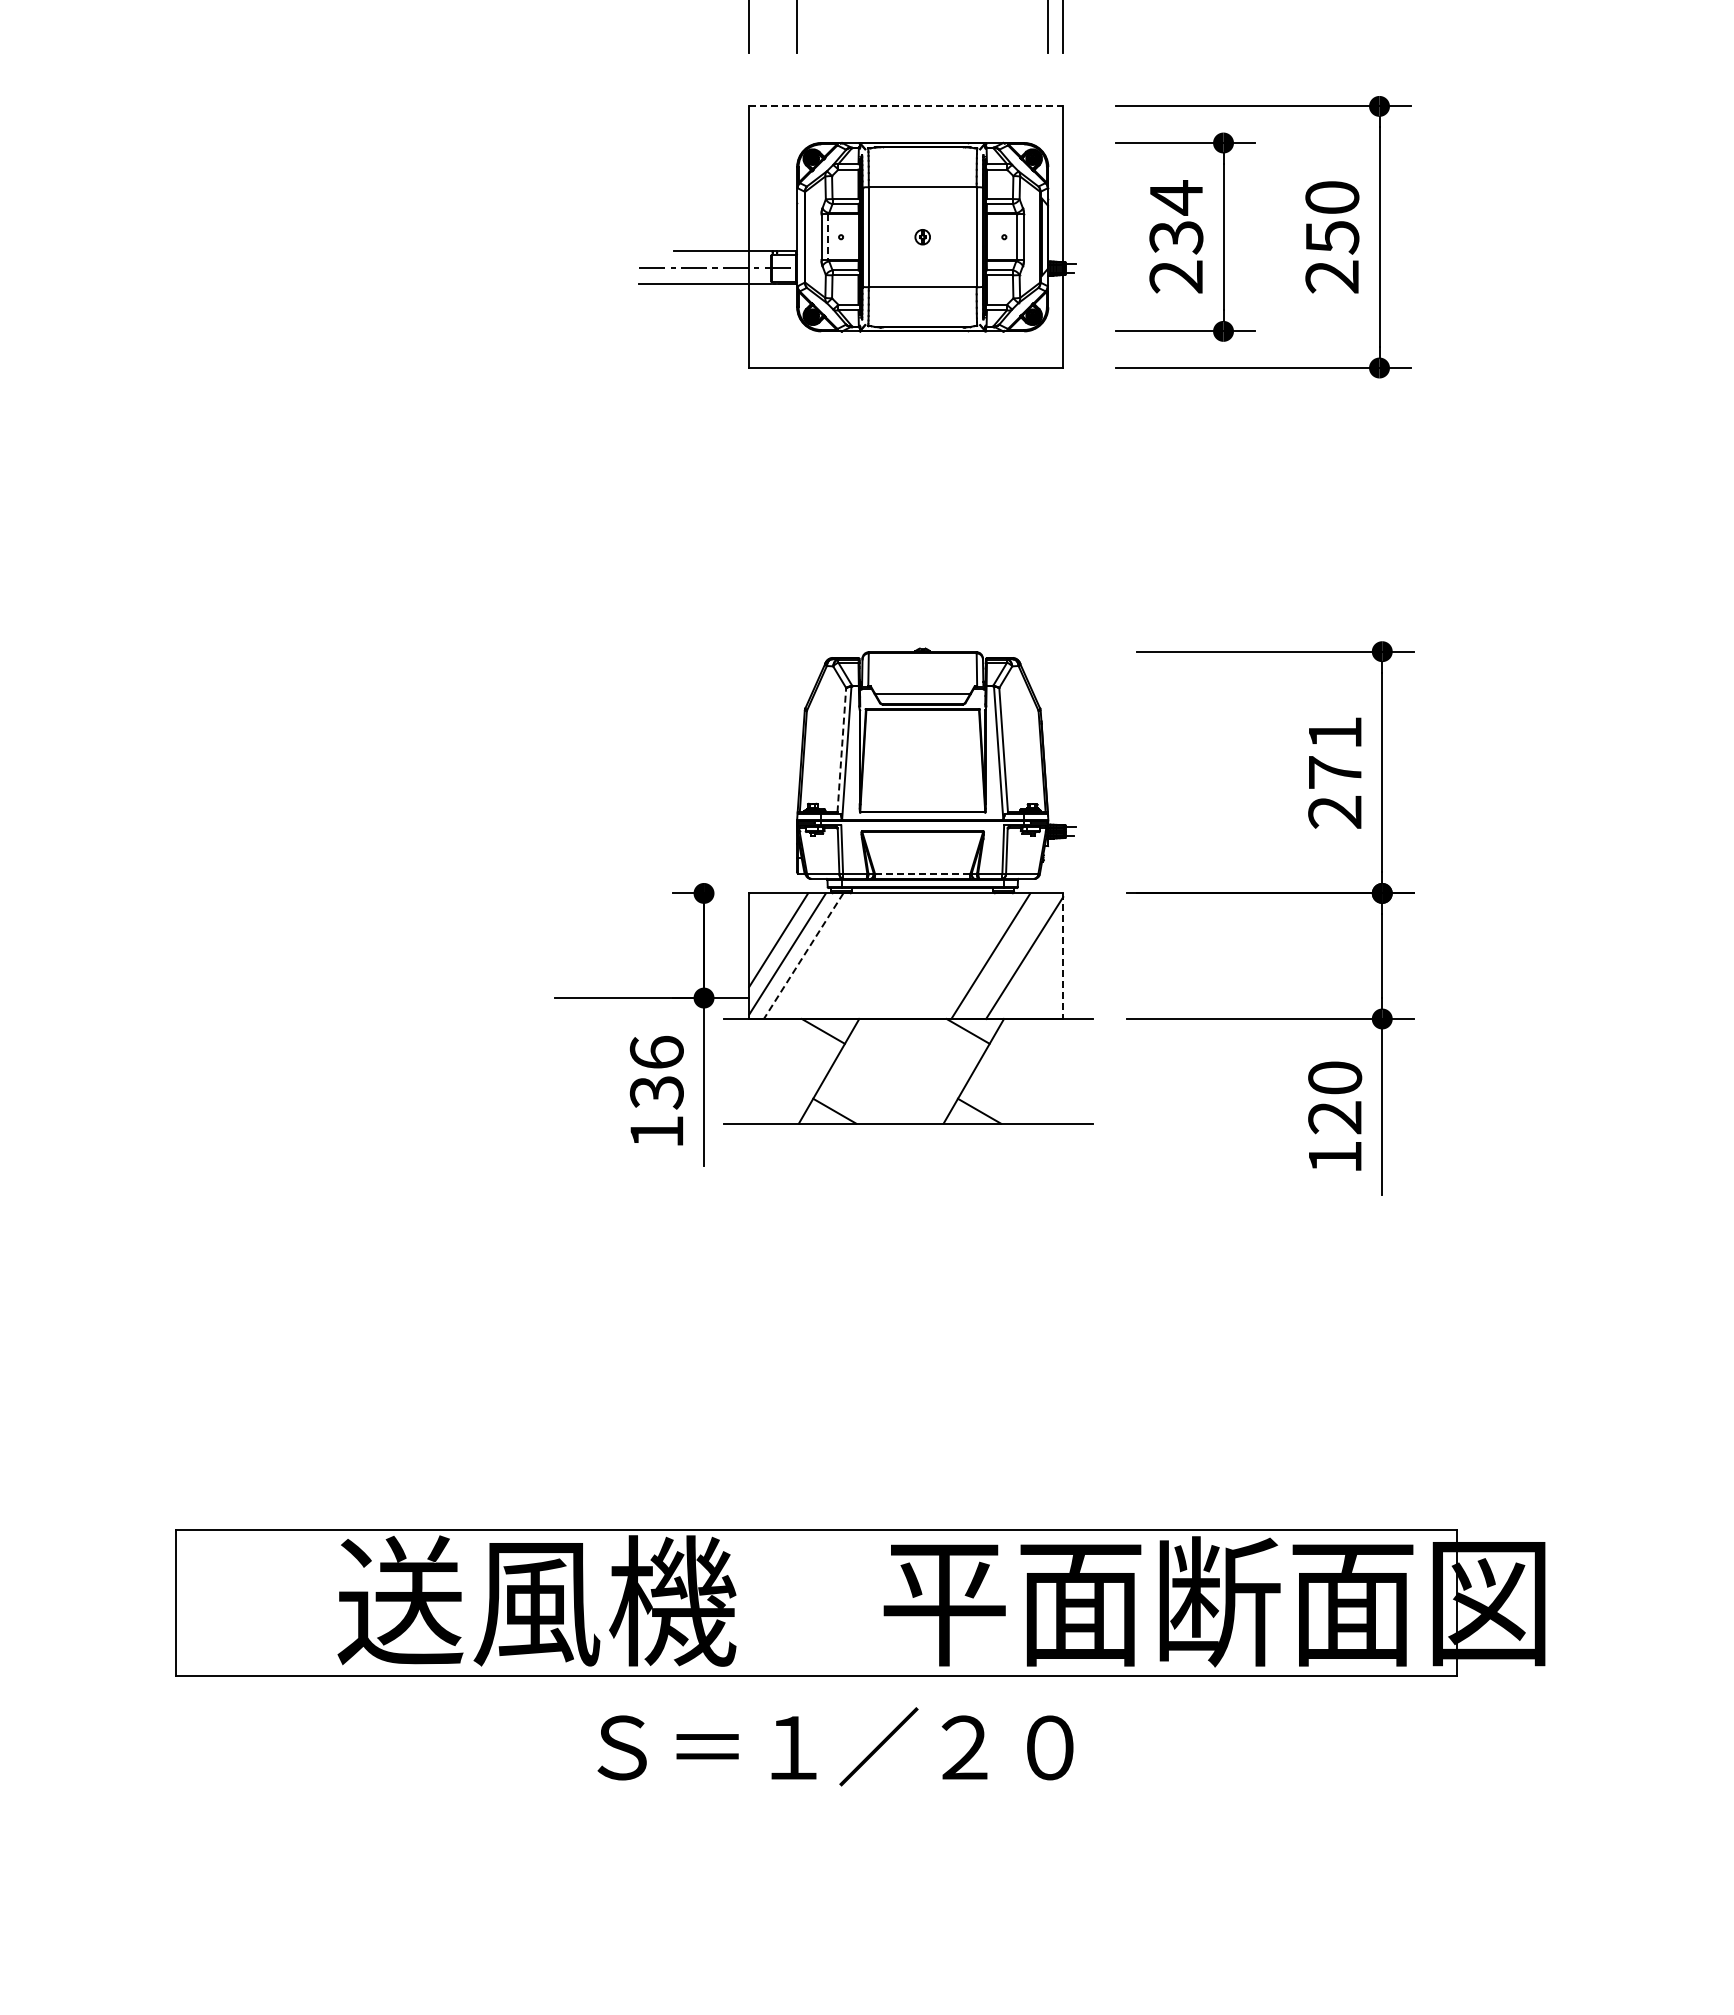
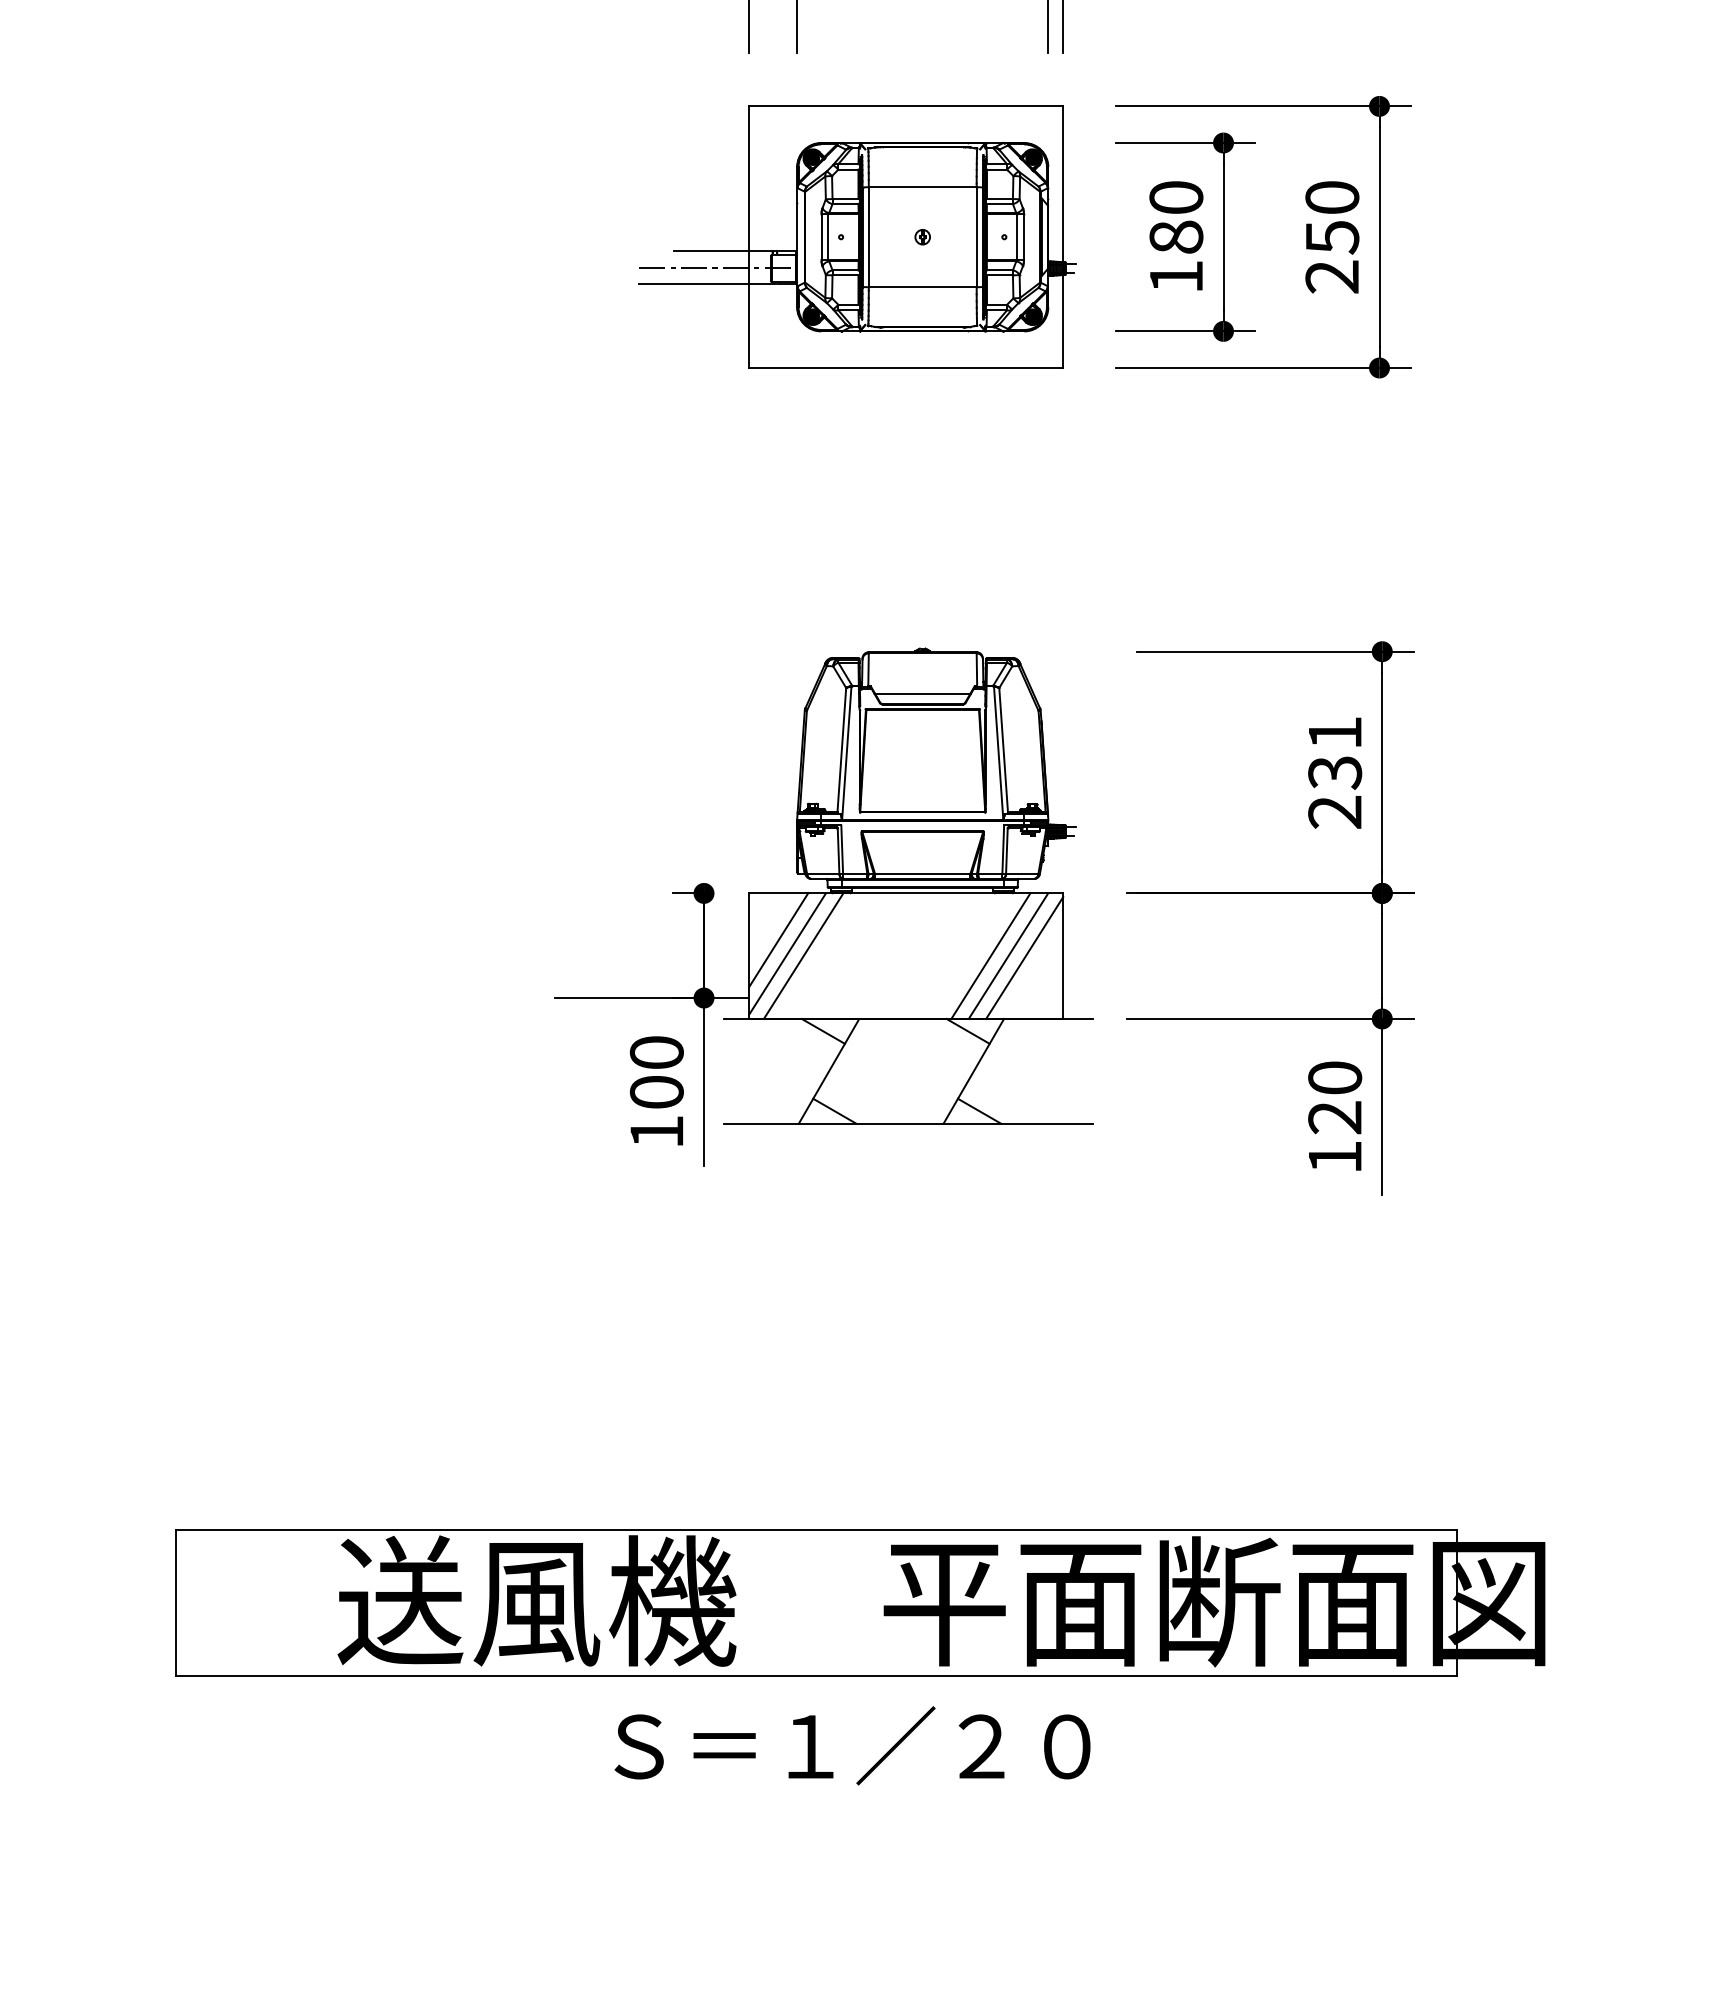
line: dashed -> solid (906, 106)
text: 234 -> 180 (1176, 236)
line: dashed -> solid (828, 237)
line: dashed -> solid (841, 749)
text: 271 -> 231 (1335, 772)
line: dashed -> solid (922, 874)
line: dashed -> solid (803, 956)
line: none -> present (1008, 956)
line: dashed -> solid (1063, 956)
text: 136 -> 100 (656, 1072)
text position: (835, 1746) -> (852, 1745) (852, 1745)
